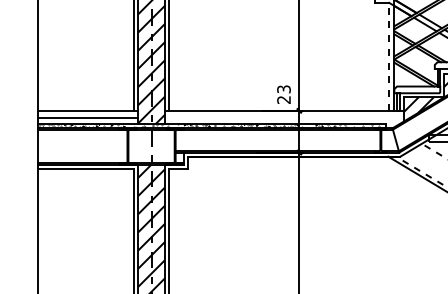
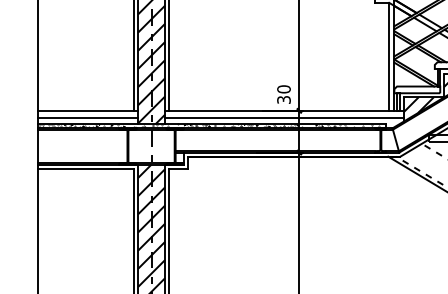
line: dashed -> solid (388, 56)
text: 23 -> 30 (283, 94)
line: none -> present (284, 117)
